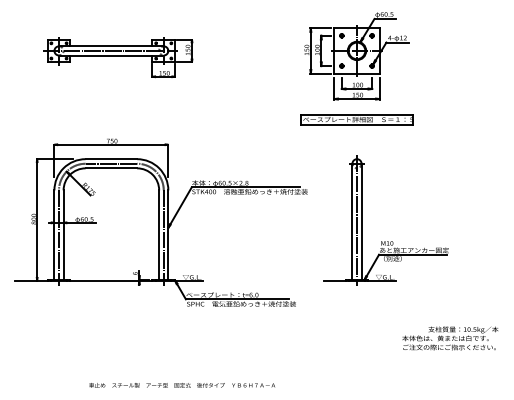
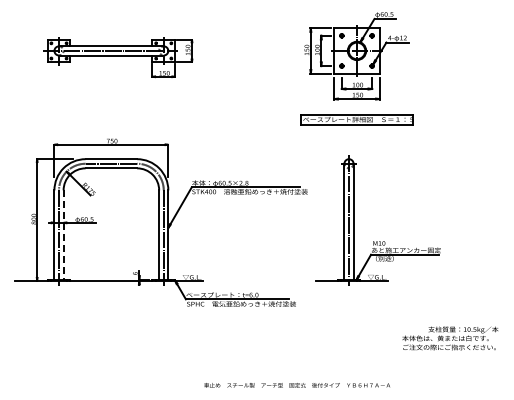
line: solid -> dashed (63, 235)
part position: (385, 241) -> (377, 241) (377, 241)
text position: (181, 385) -> (296, 385) (296, 385)
